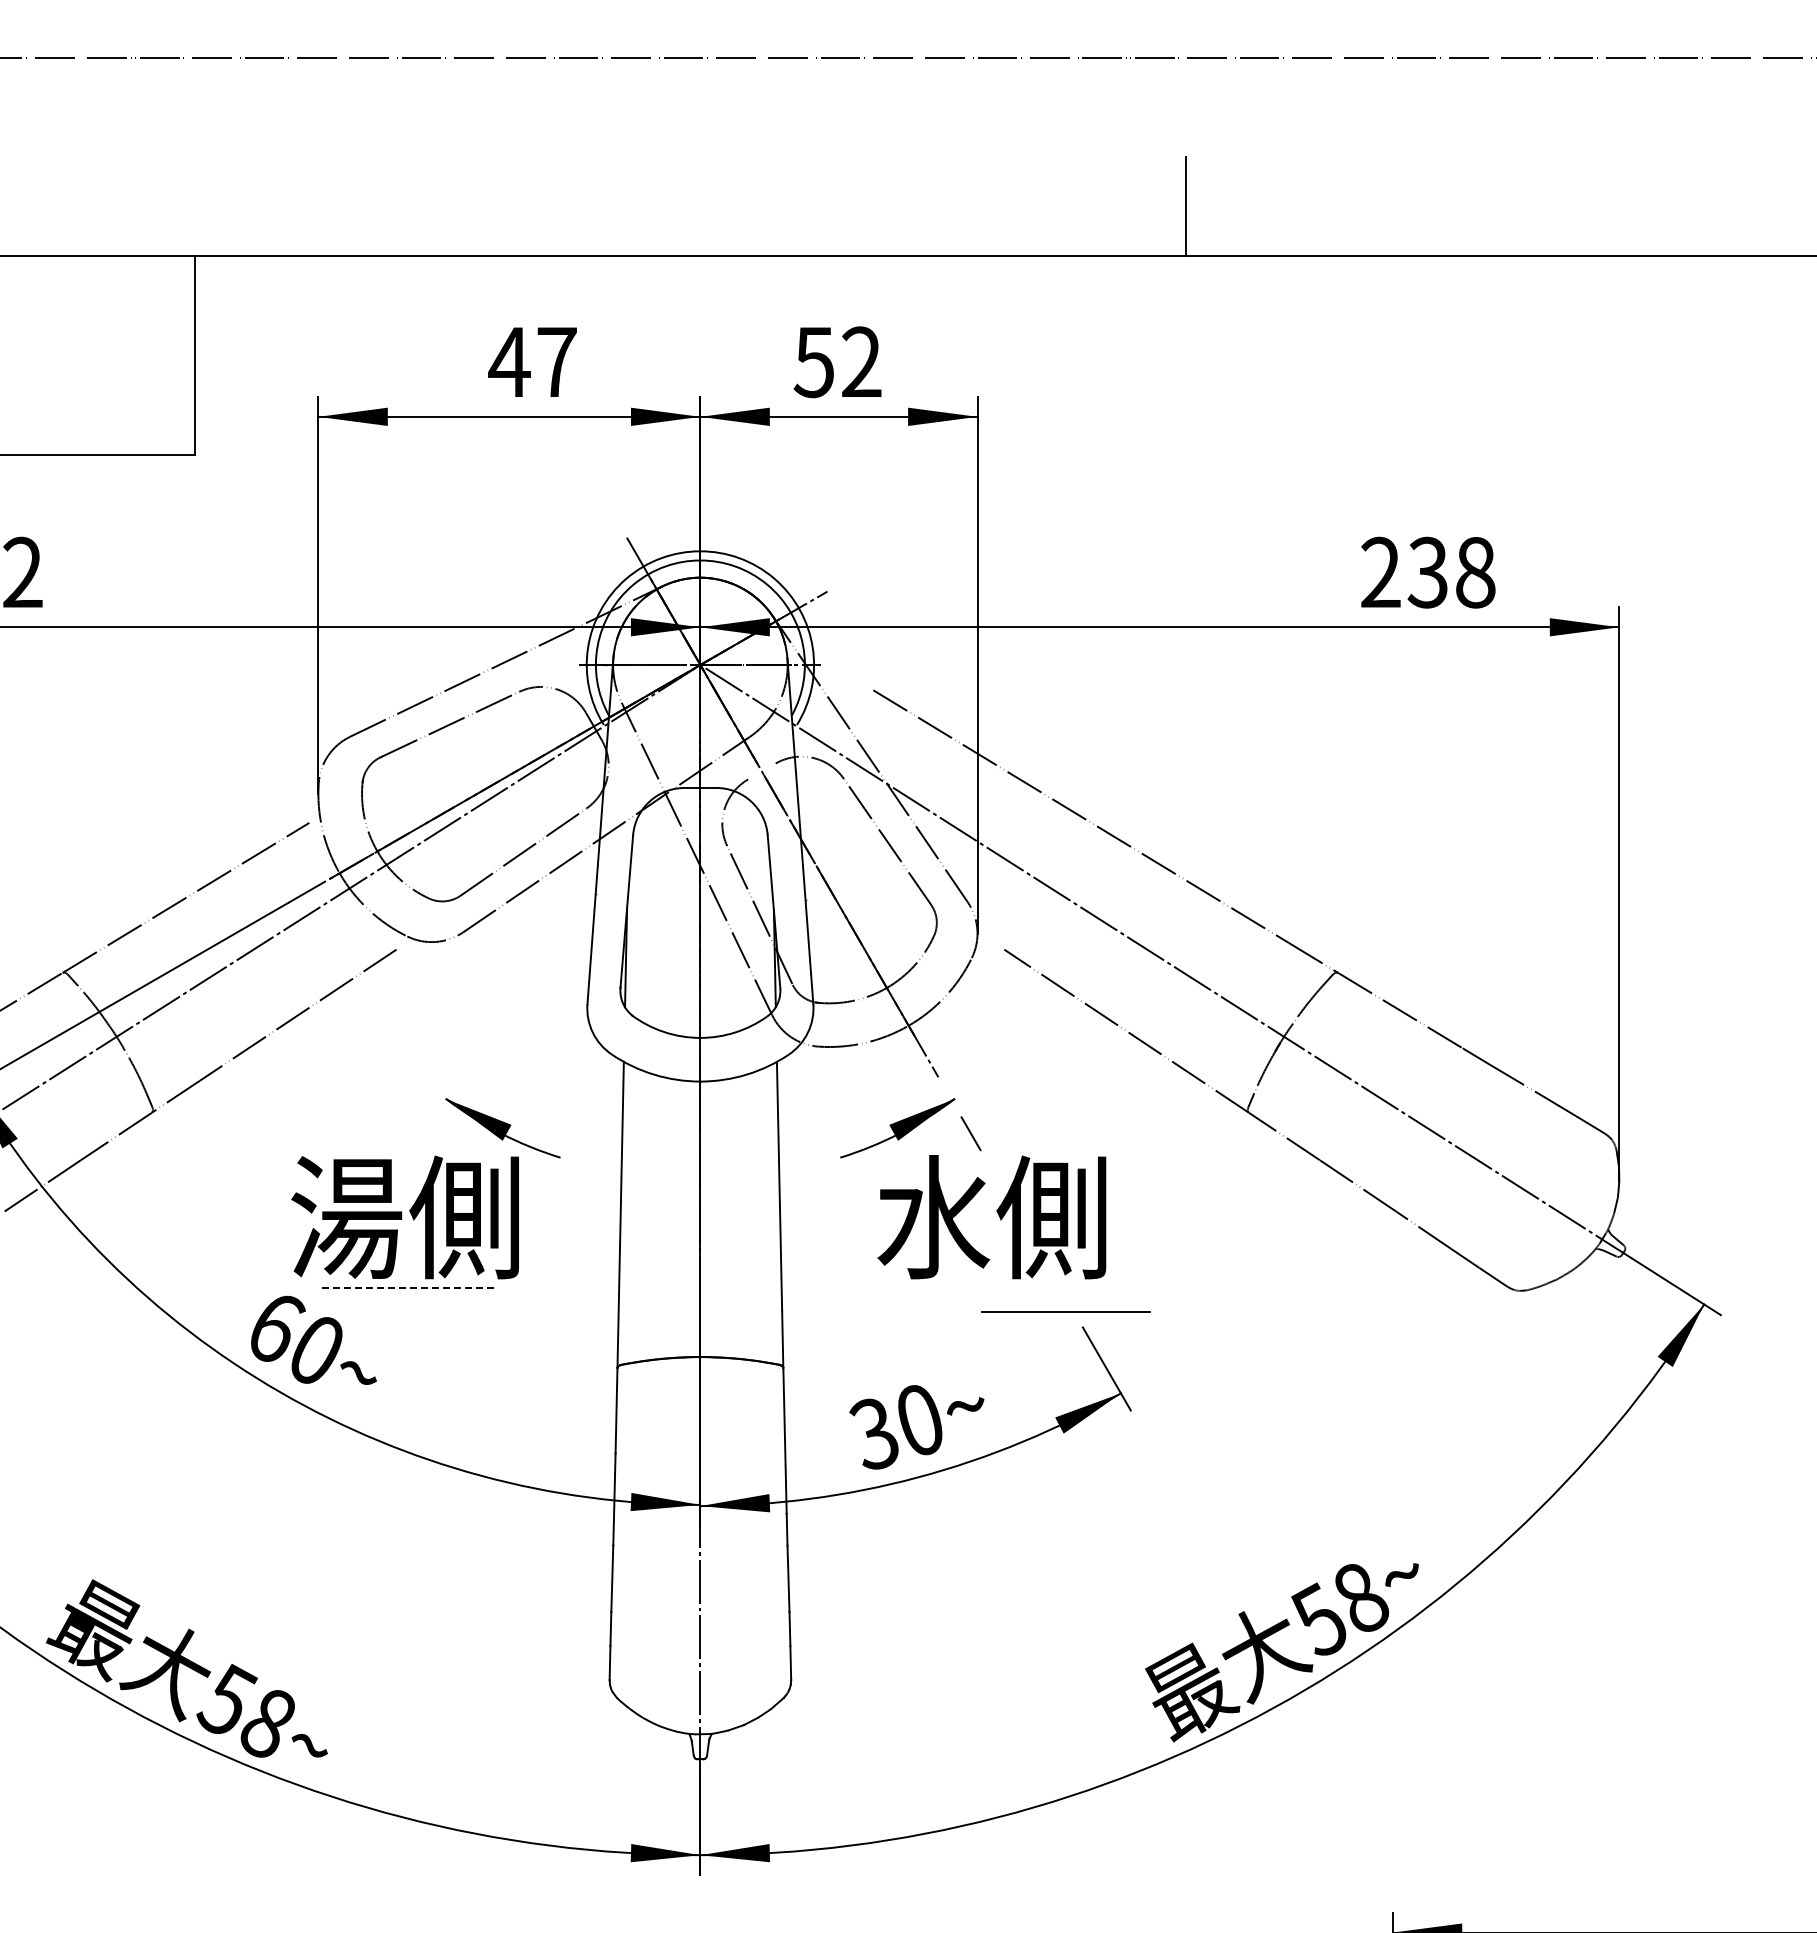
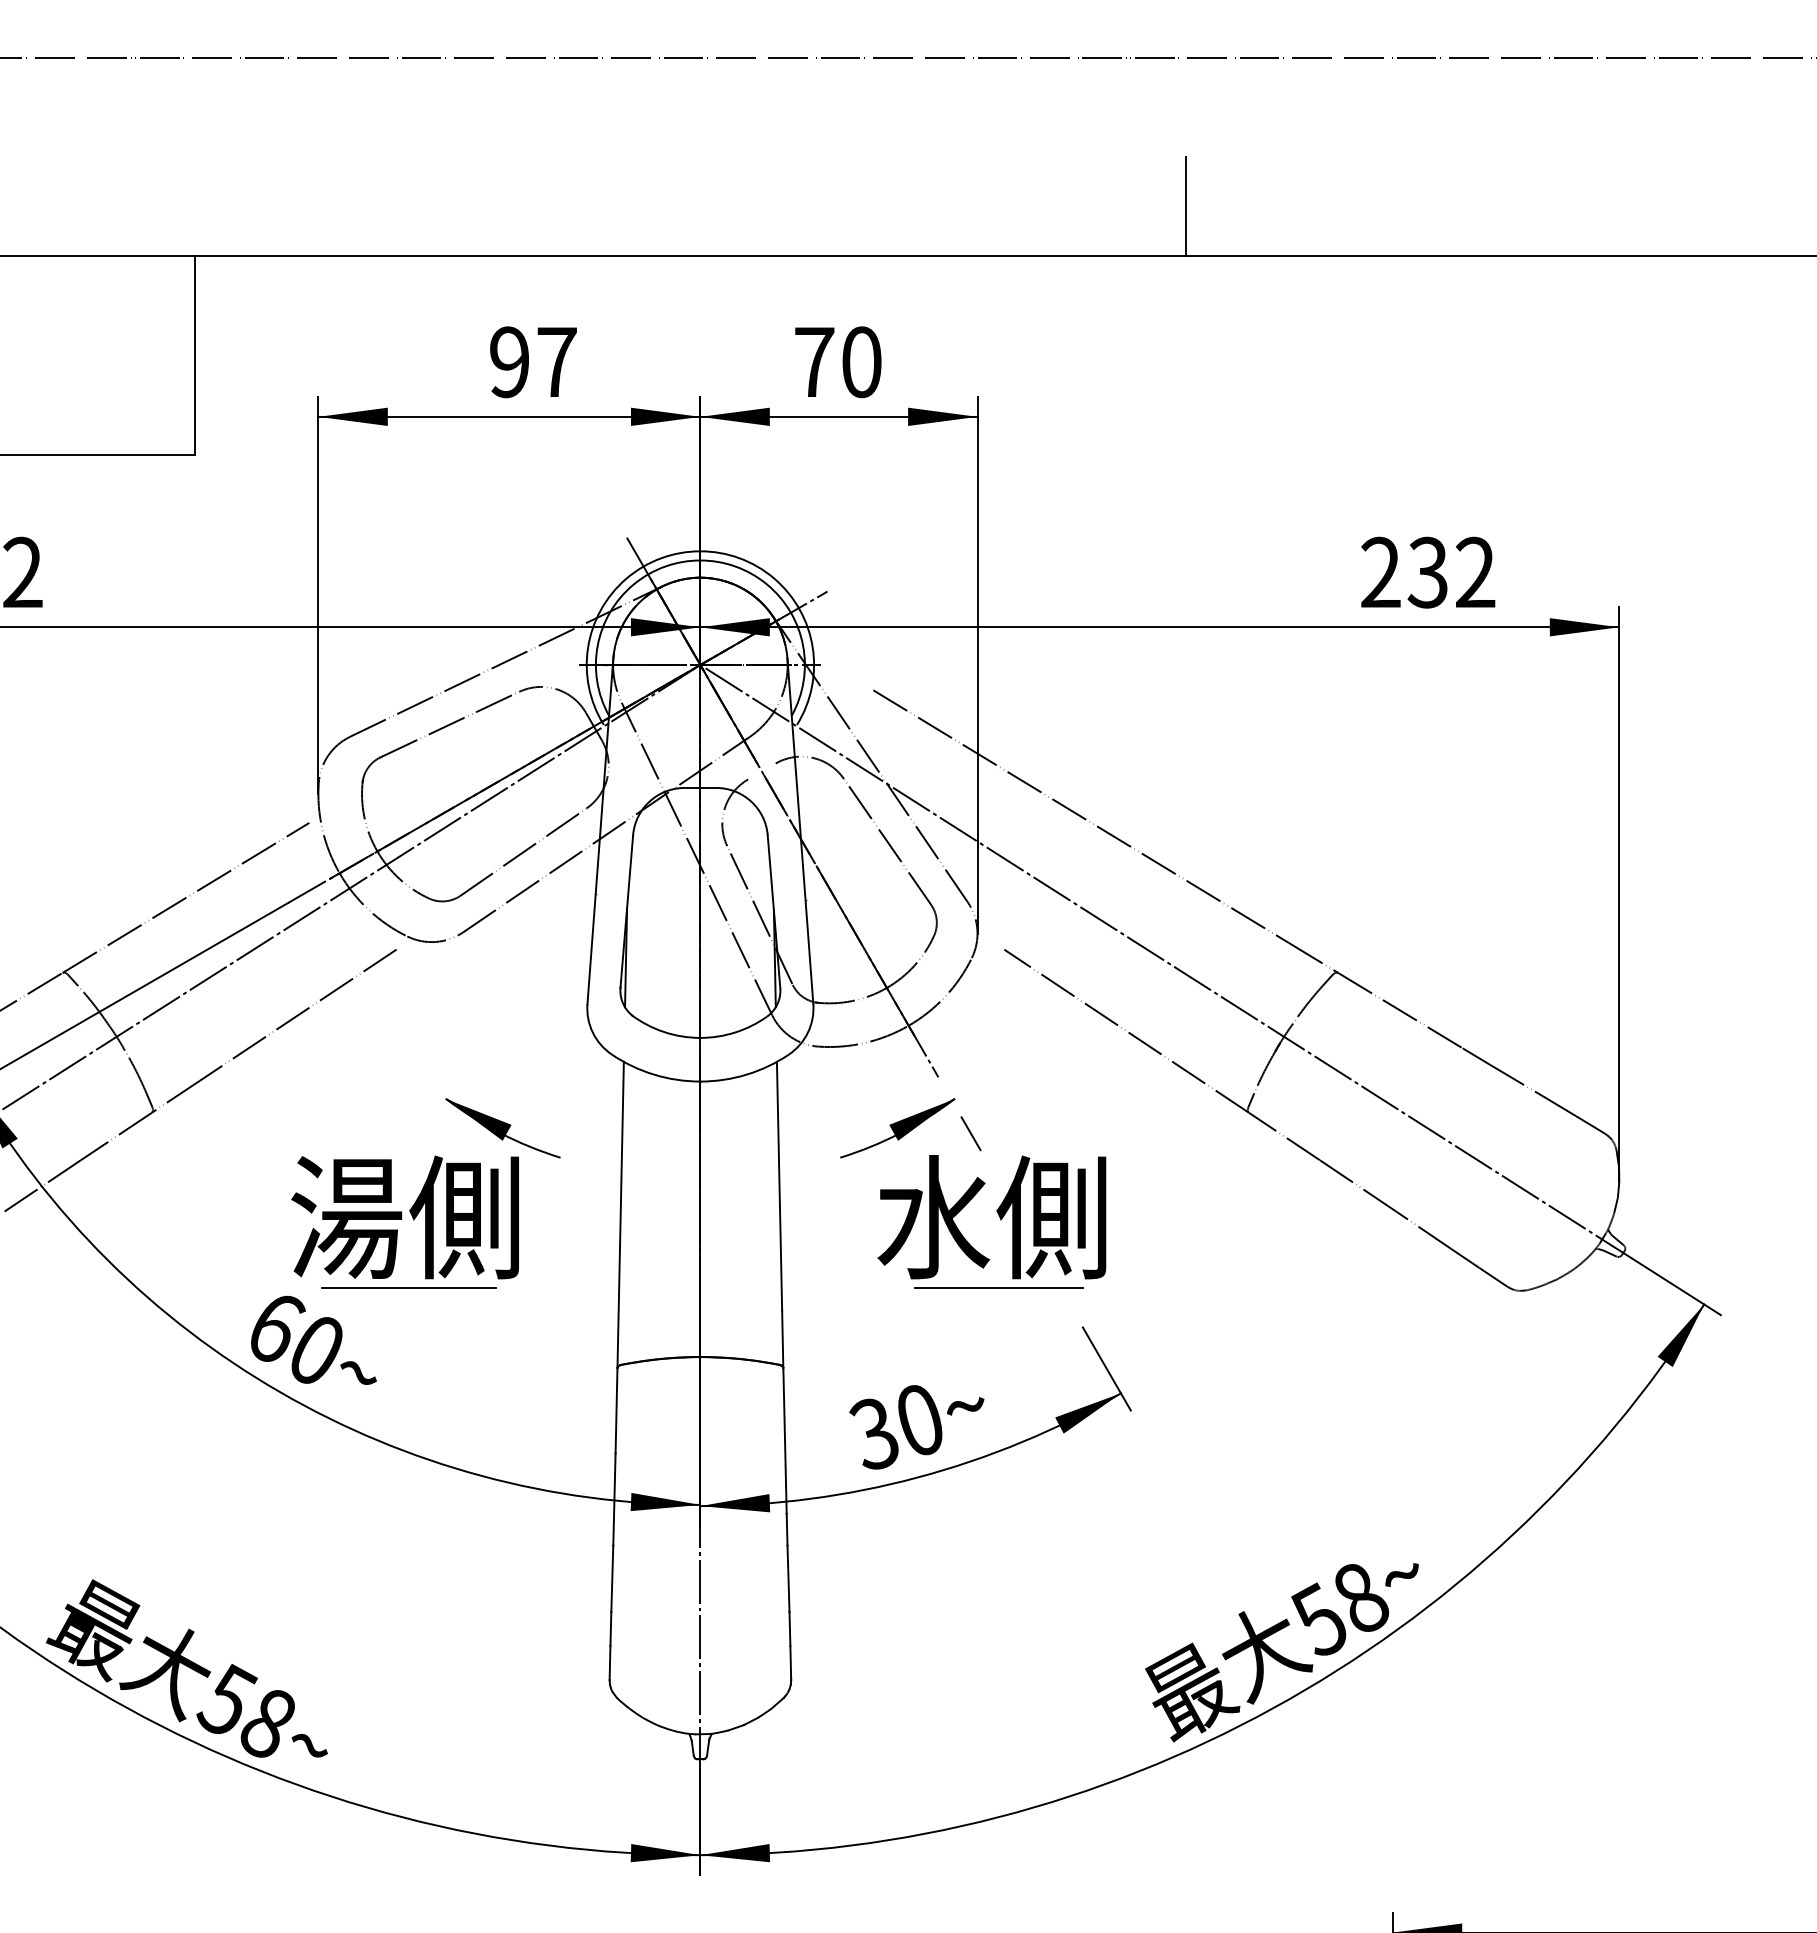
text: 47 -> 97 (509, 362)
text: 52 -> 70 (837, 362)
text: 238 -> 232 (1475, 572)
line: dashed -> solid (409, 1288)
line position: (1065, 1311) -> (998, 1287) (998, 1287)
